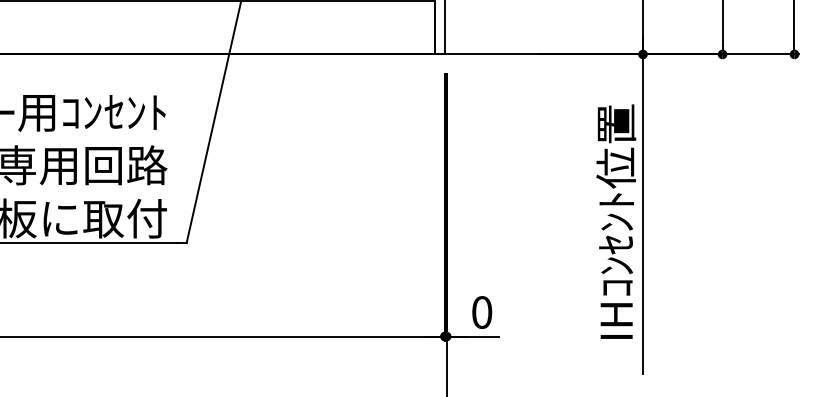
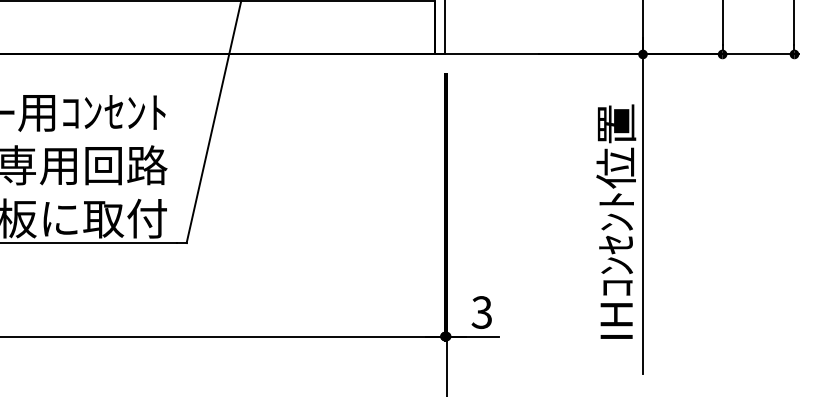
text: 0 -> 3 (481, 312)
